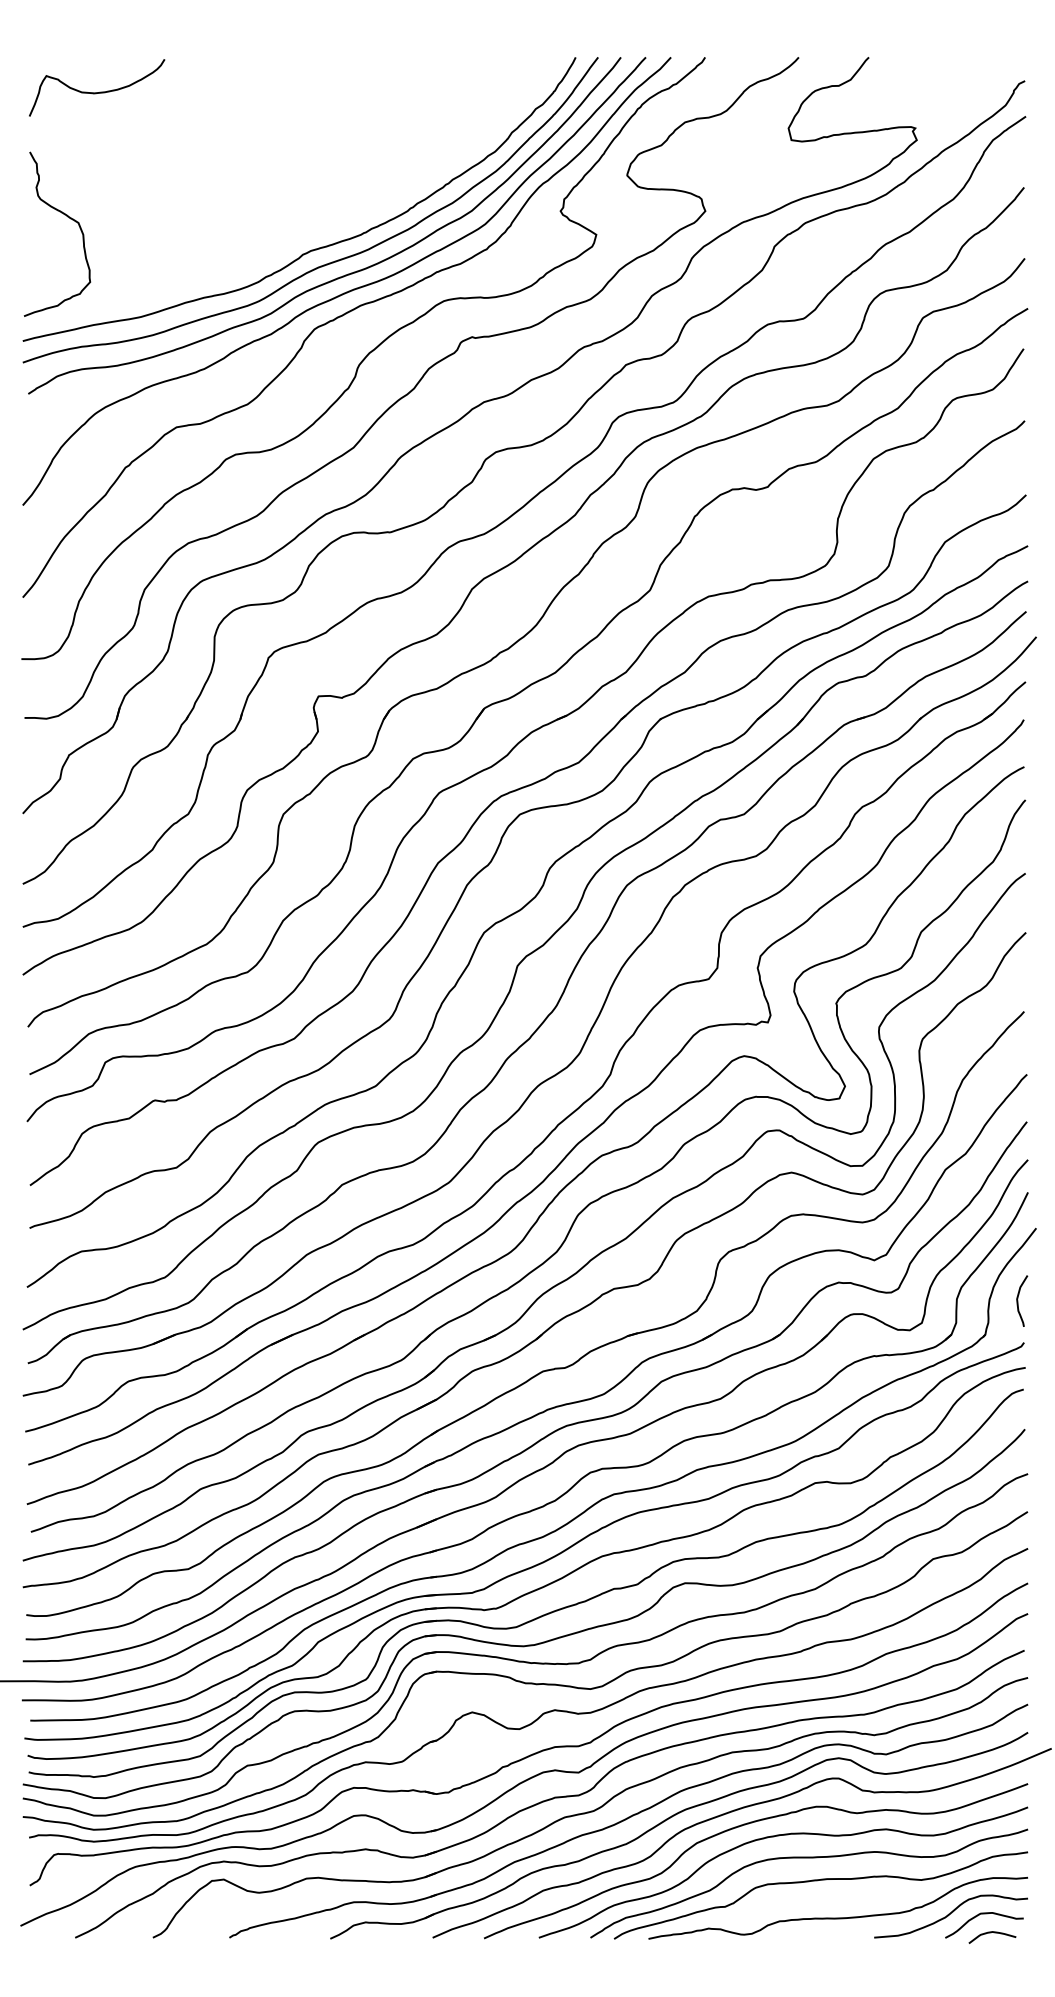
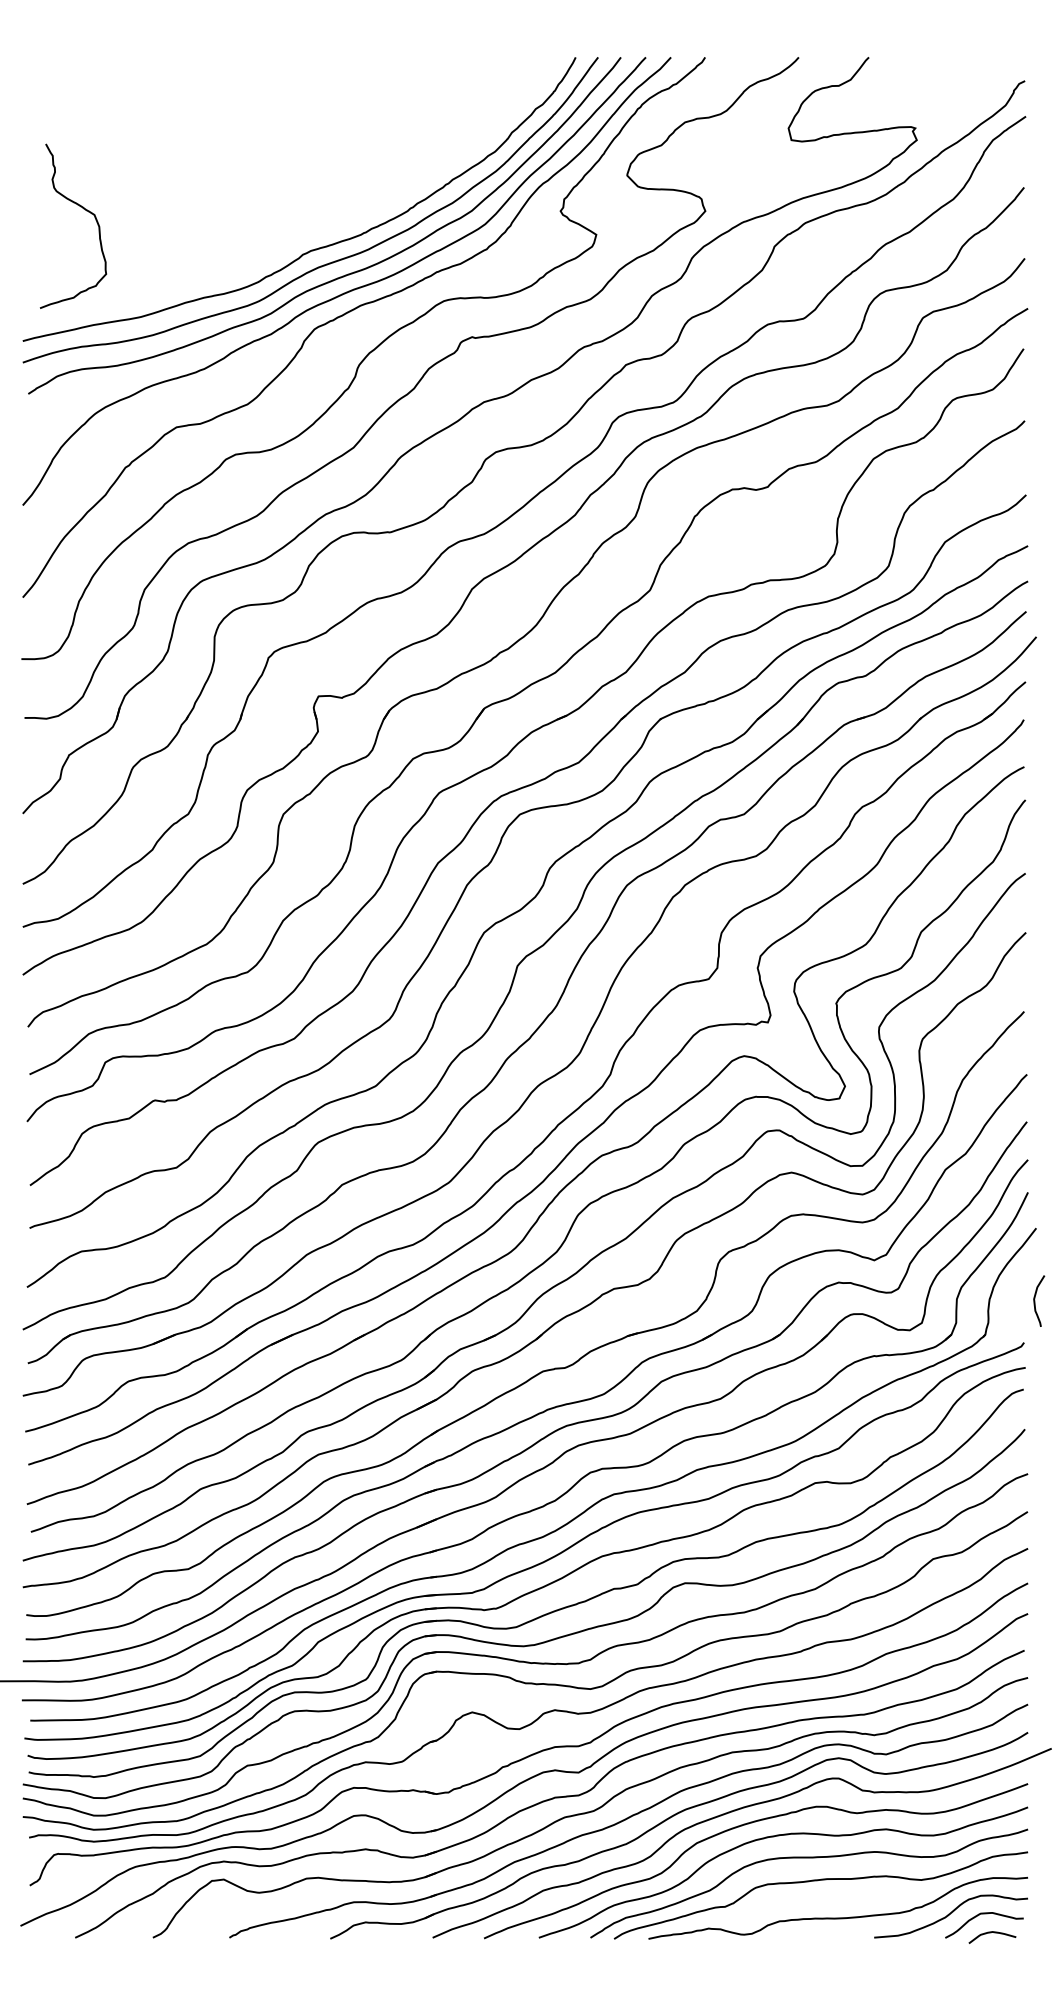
curve: present -> none (99, 91)
curve position: (67, 217) -> (83, 209) (83, 209)
curve position: (1018, 1300) -> (1035, 1300) (1035, 1300)
